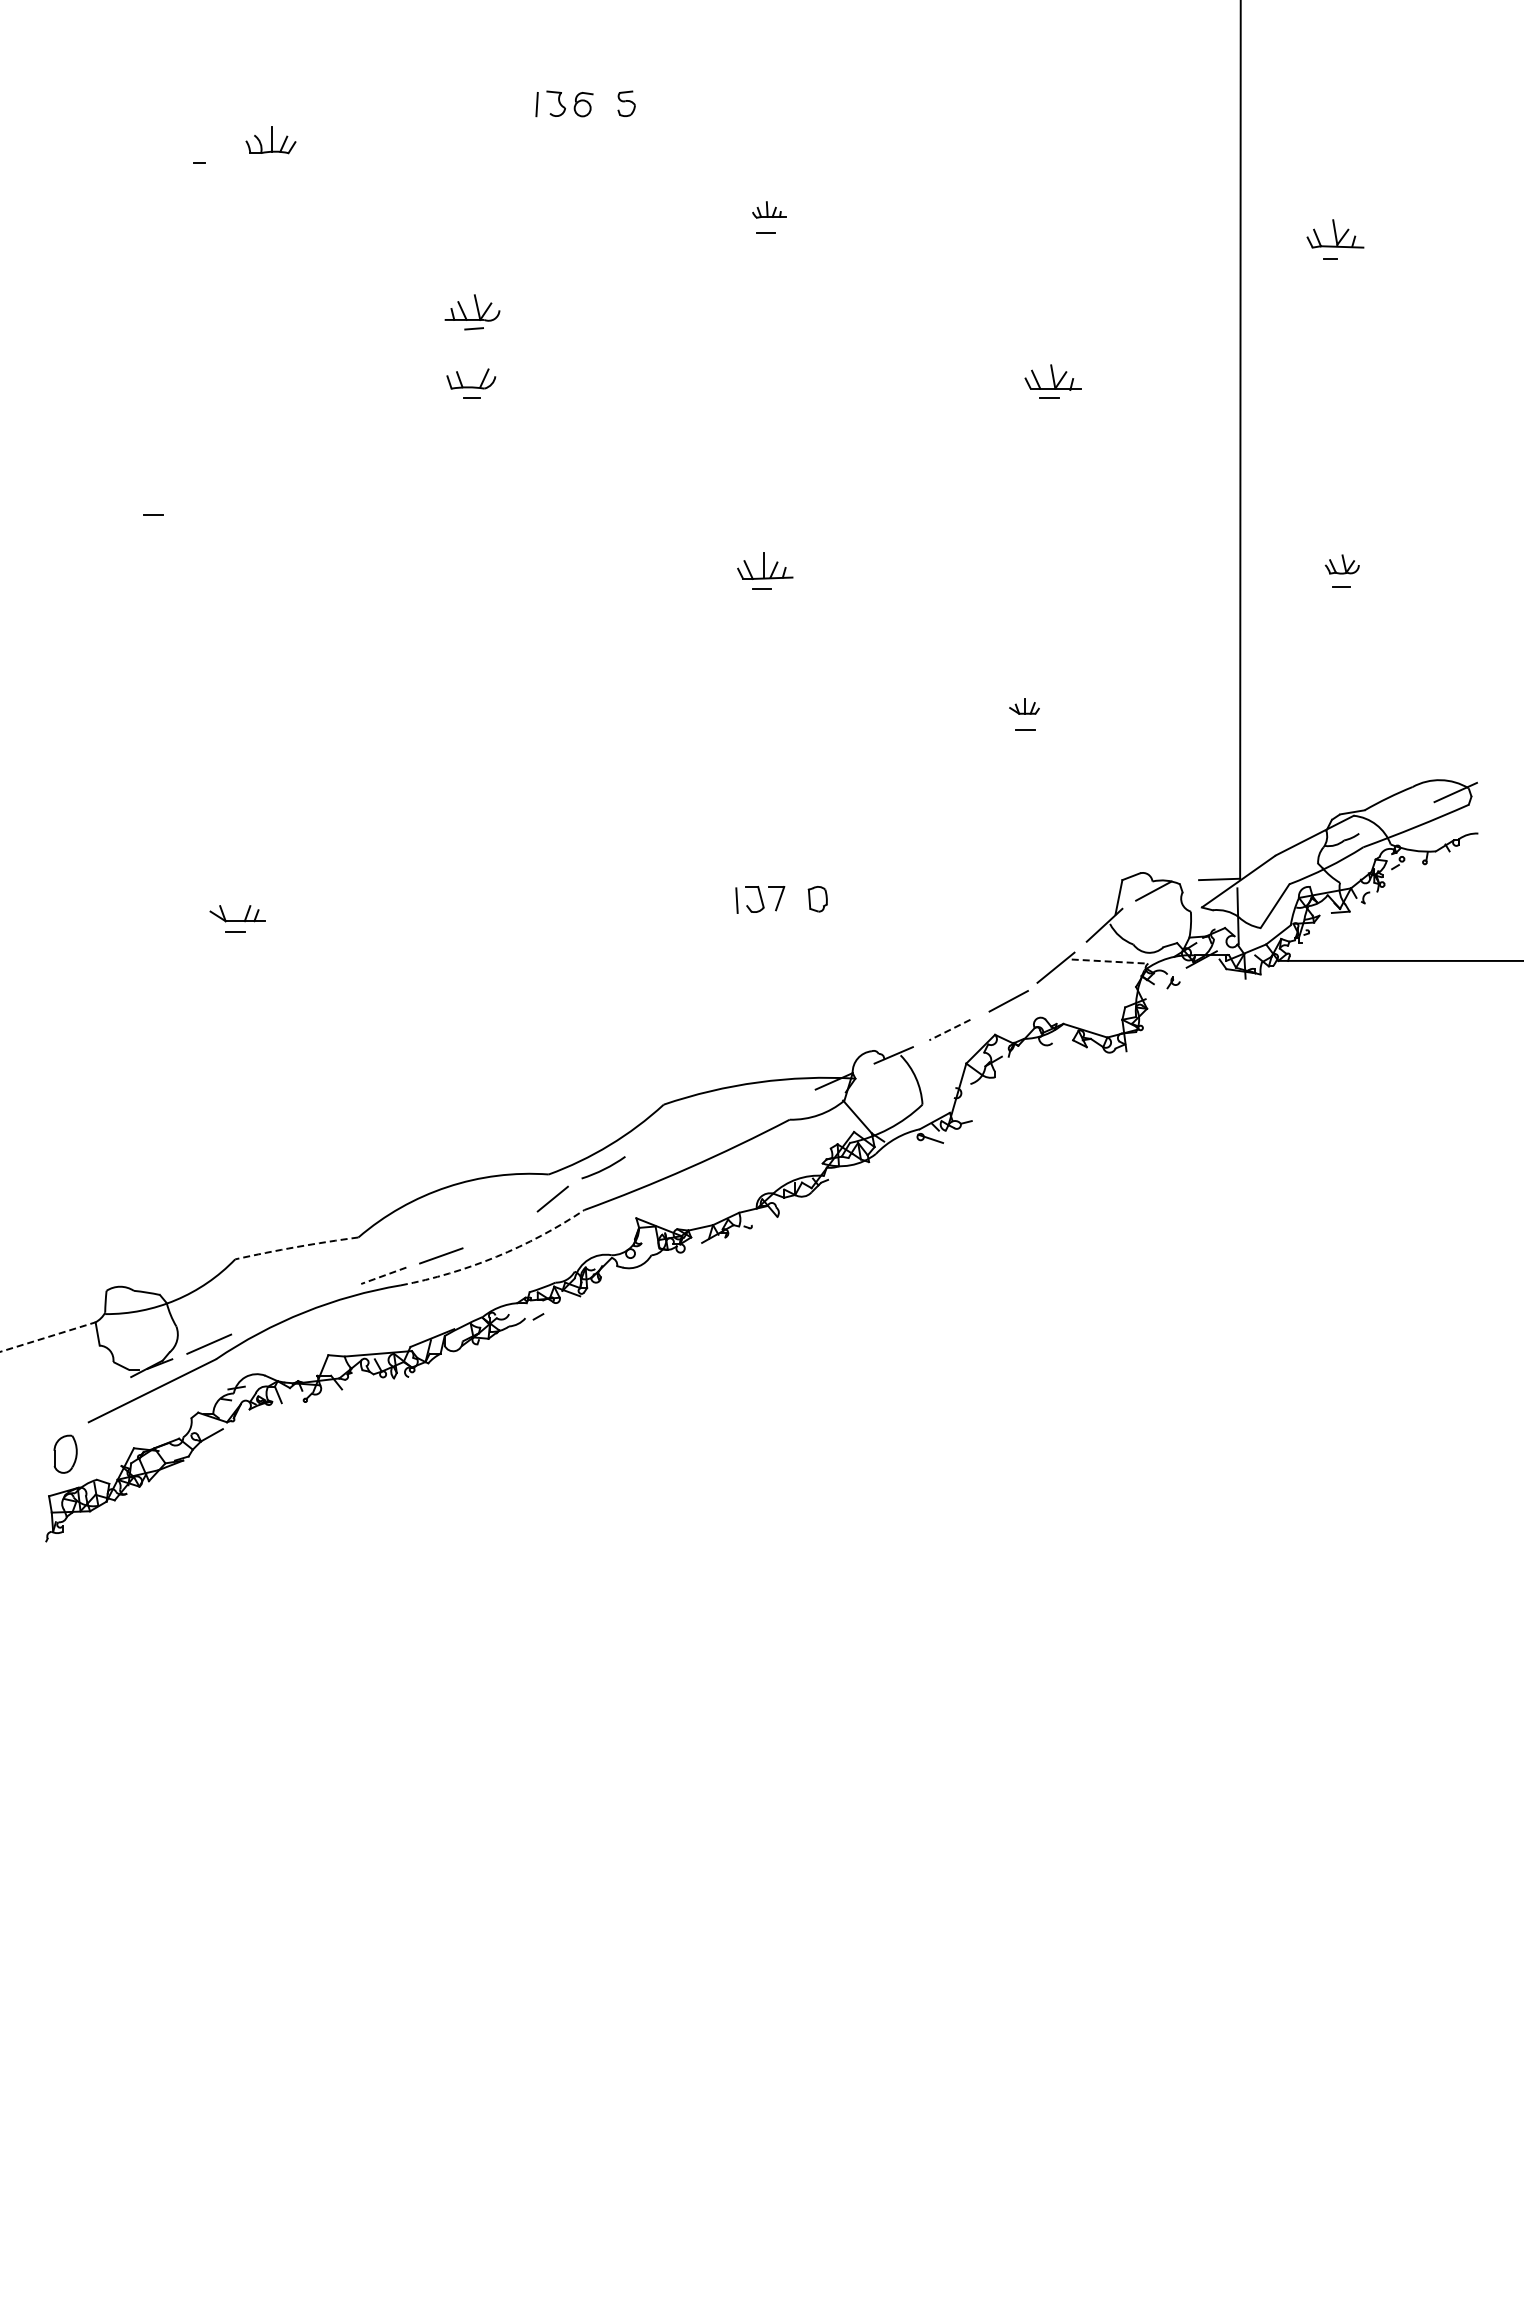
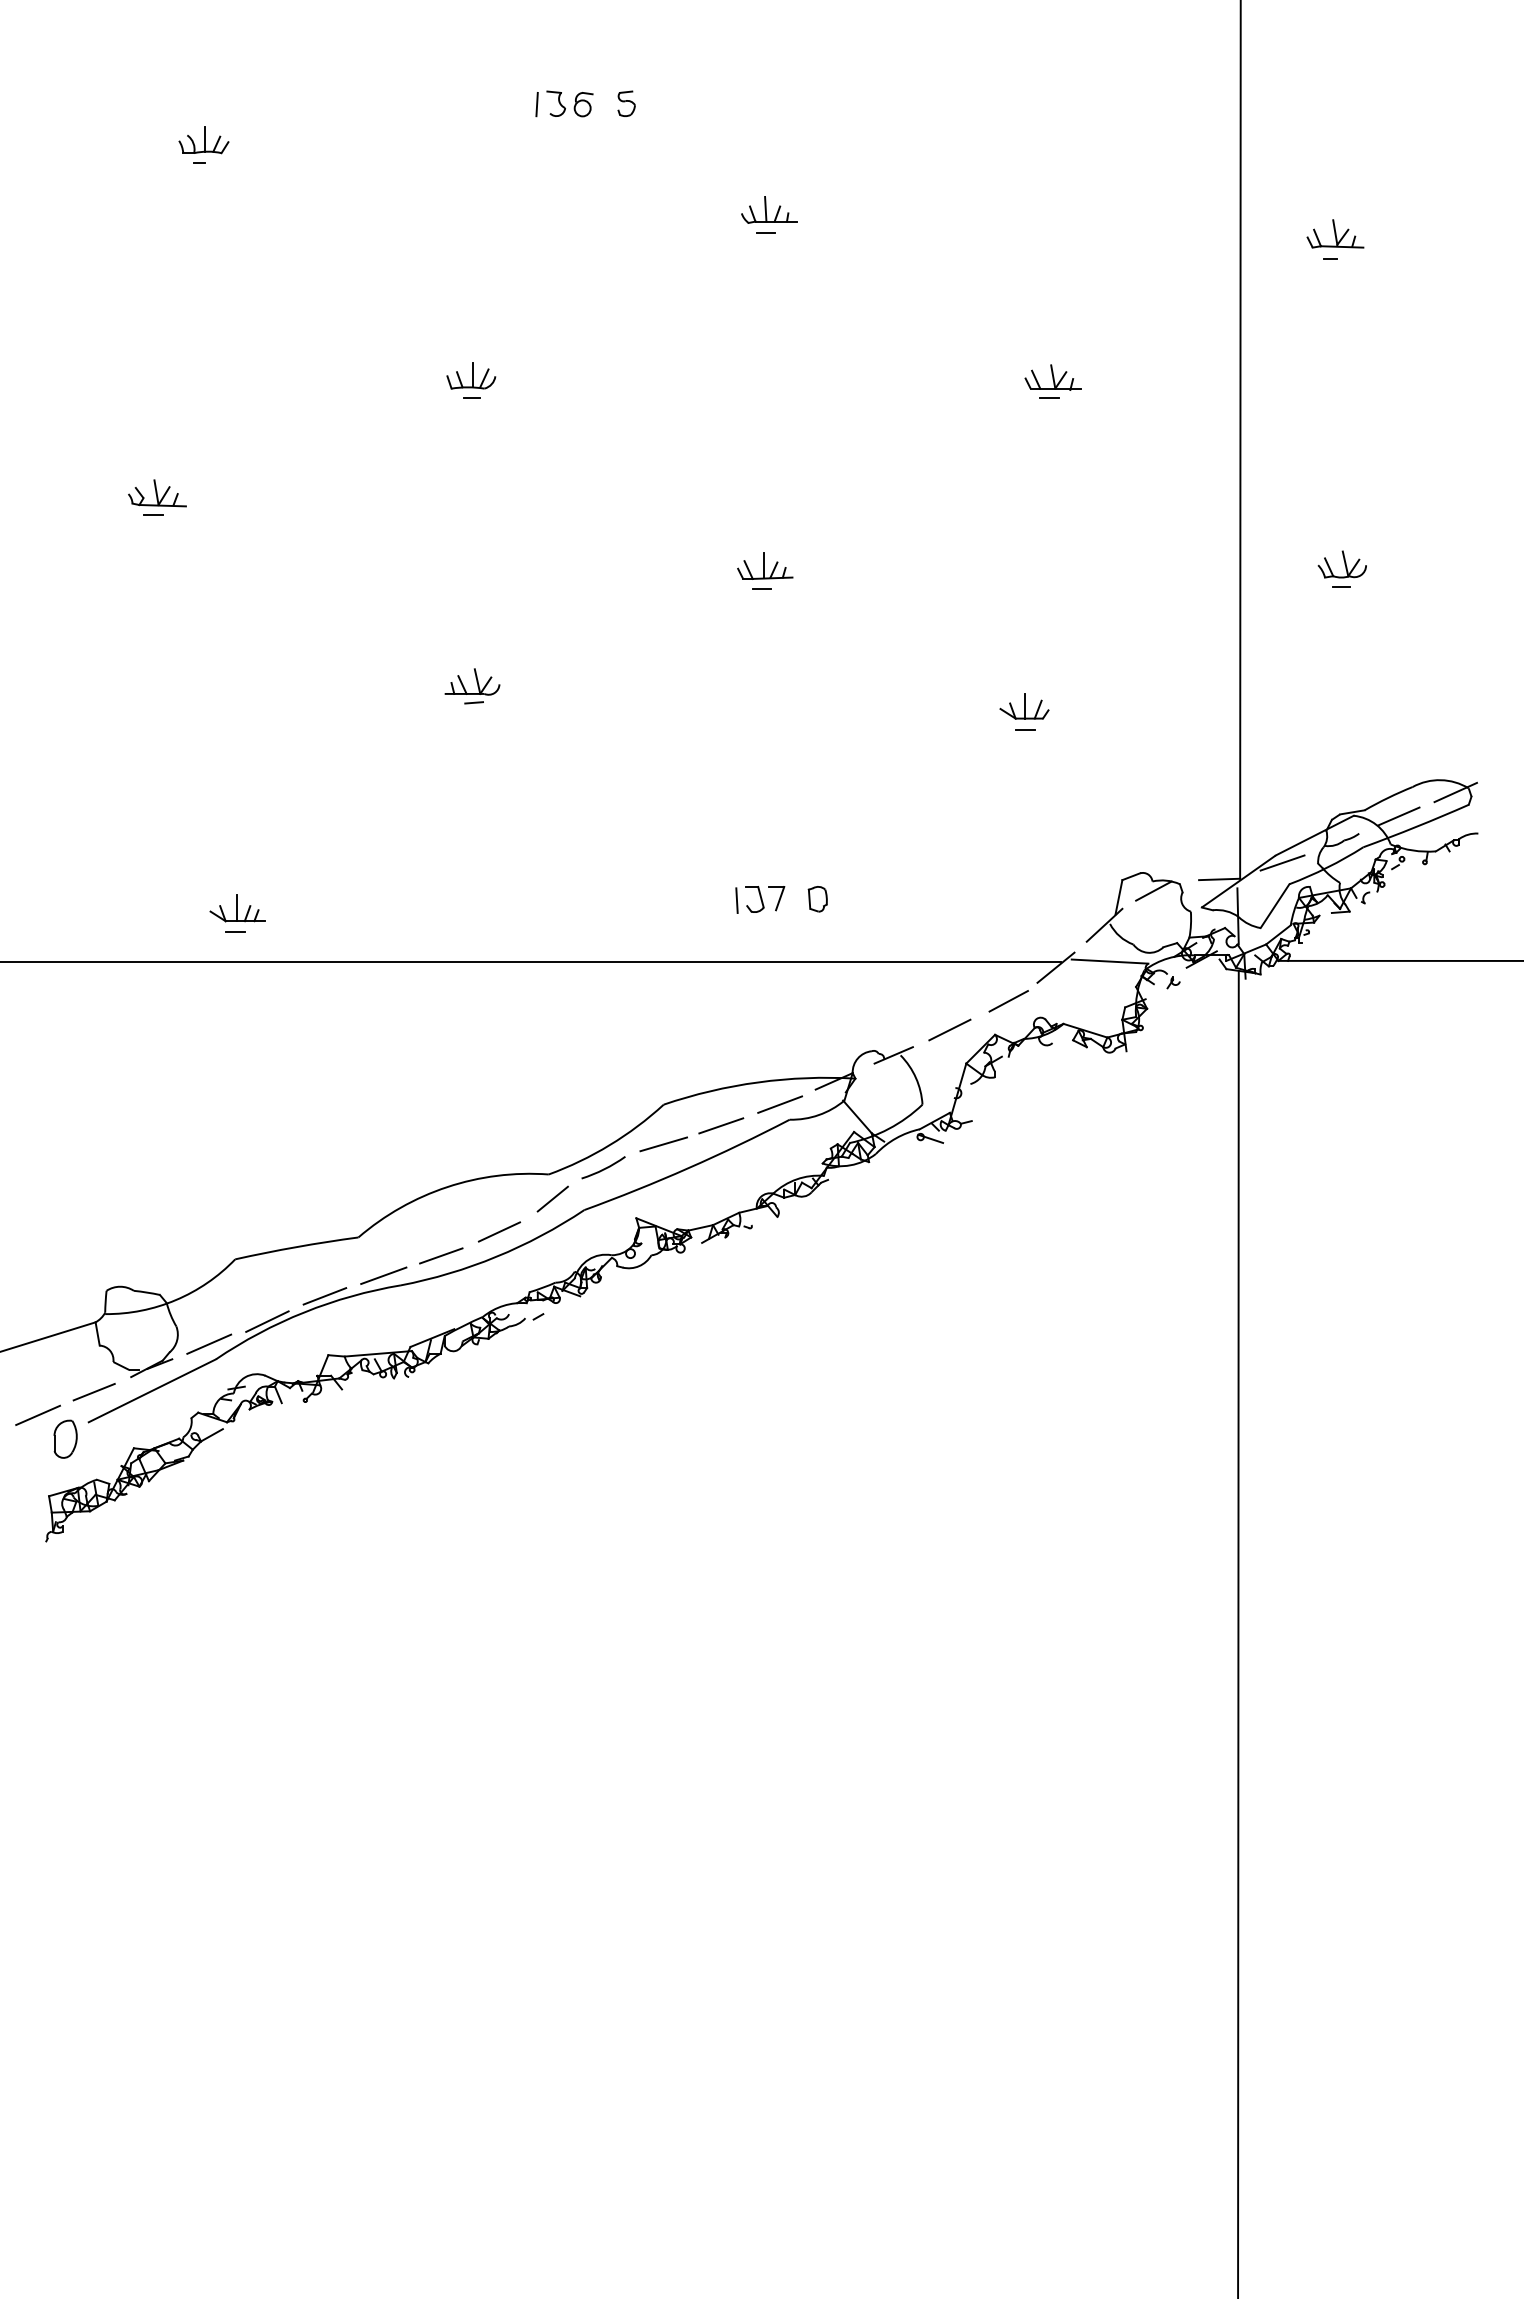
part position: (270, 140) -> (203, 140) (203, 140)
part size: 35x18 px -> 57x28 px (769, 209)
part position: (472, 312) -> (472, 686) (472, 686)
line: none -> present (473, 374)
part: none -> present (157, 493)
part size: 36x21 px -> 50x29 px (1341, 564)
part size: 31x17 px -> 51x27 px (1024, 706)
line: none -> present (1398, 816)
line: none -> present (1282, 862)
line: none -> present (236, 908)
line: dashed -> solid (1110, 961)
line: none -> present (531, 962)
line: dashed -> solid (949, 1030)
line: none -> present (780, 1104)
line: none -> present (721, 1125)
line: none -> present (663, 1144)
line: none -> present (499, 1231)
arc: dashed -> solid (296, 1247)
arc: dashed -> solid (496, 1256)
line: dashed -> solid (383, 1275)
line: none -> present (324, 1296)
line: none -> present (267, 1321)
line: dashed -> solid (47, 1337)
line: none -> present (93, 1391)
line: none -> present (38, 1415)
part position: (65, 1453) -> (65, 1438) (65, 1438)
line: none -> present (1238, 1633)
